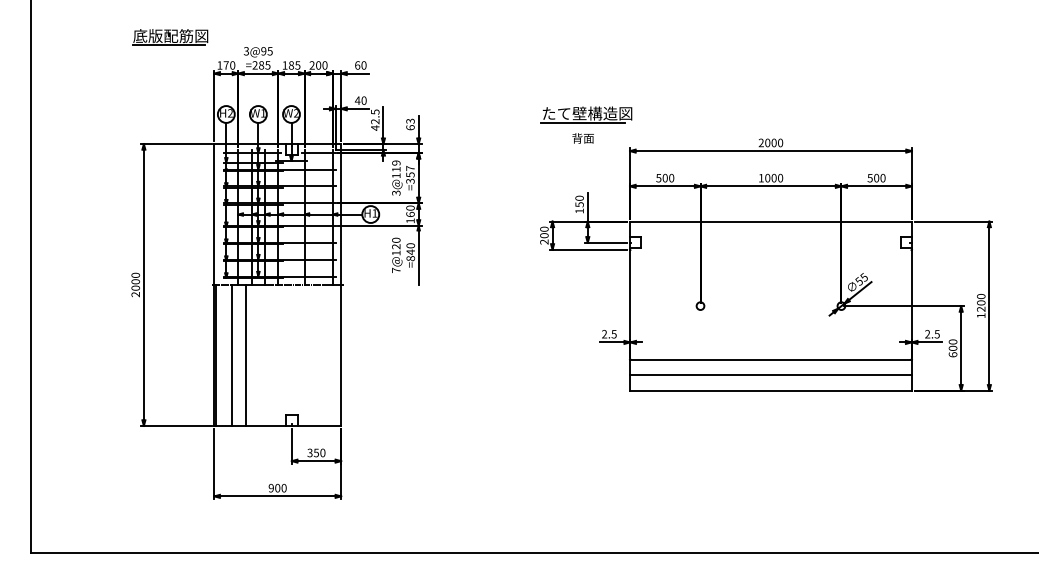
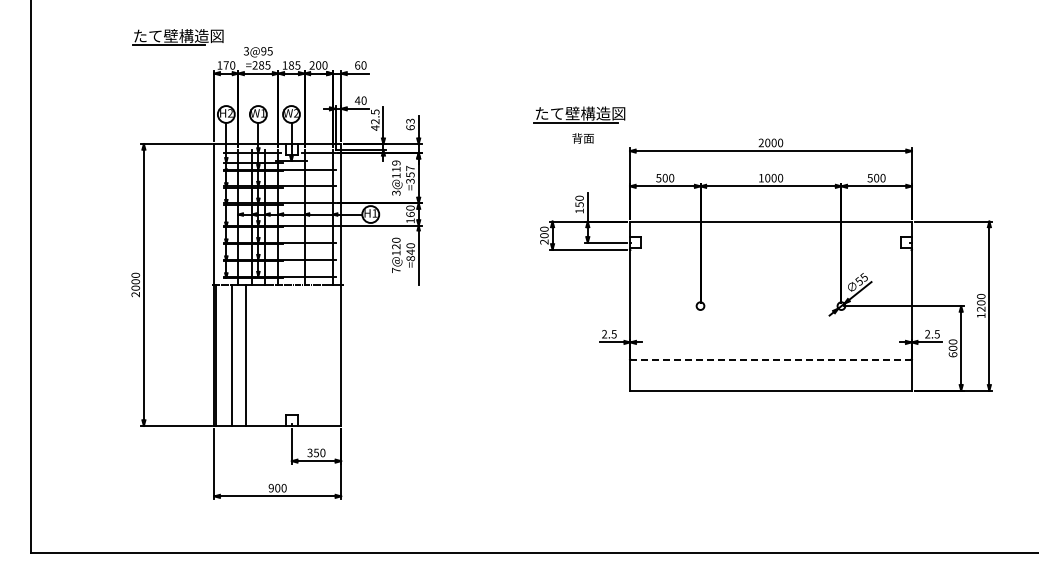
text: 底版配筋図 -> たて壁構造図 (178, 36)
part position: (586, 114) -> (579, 114) (579, 114)
line: solid -> dashed (770, 359)
line: present -> none (770, 375)
